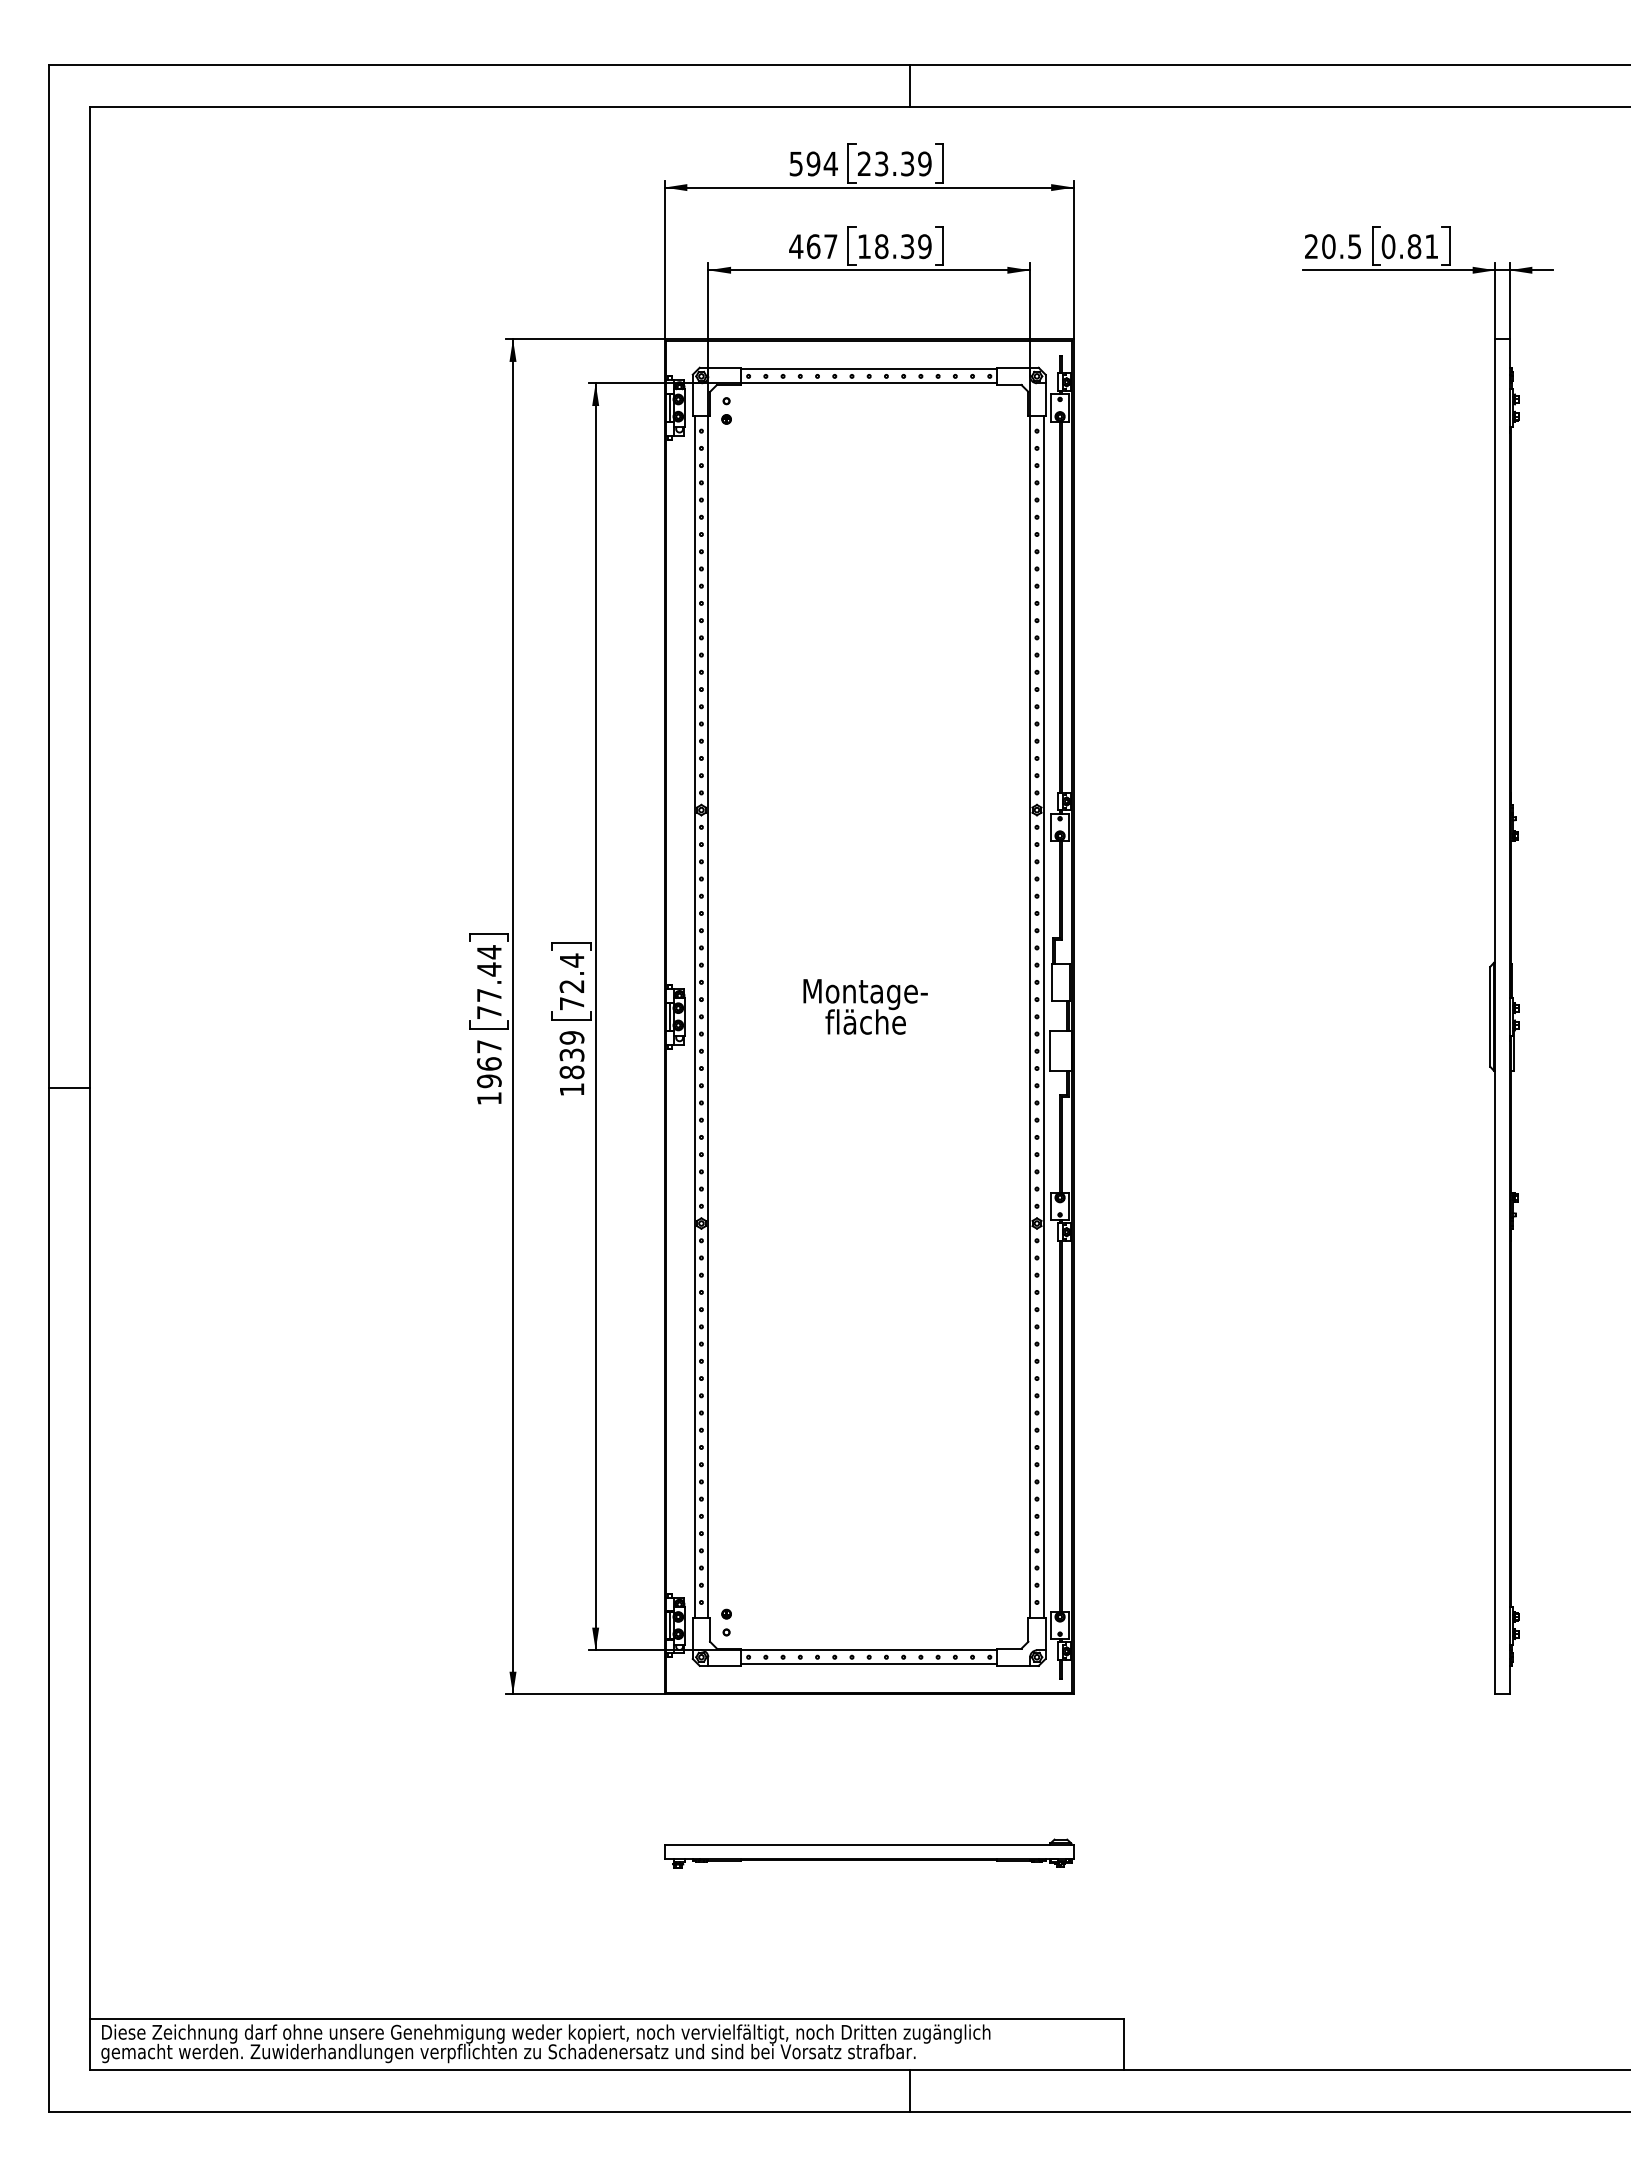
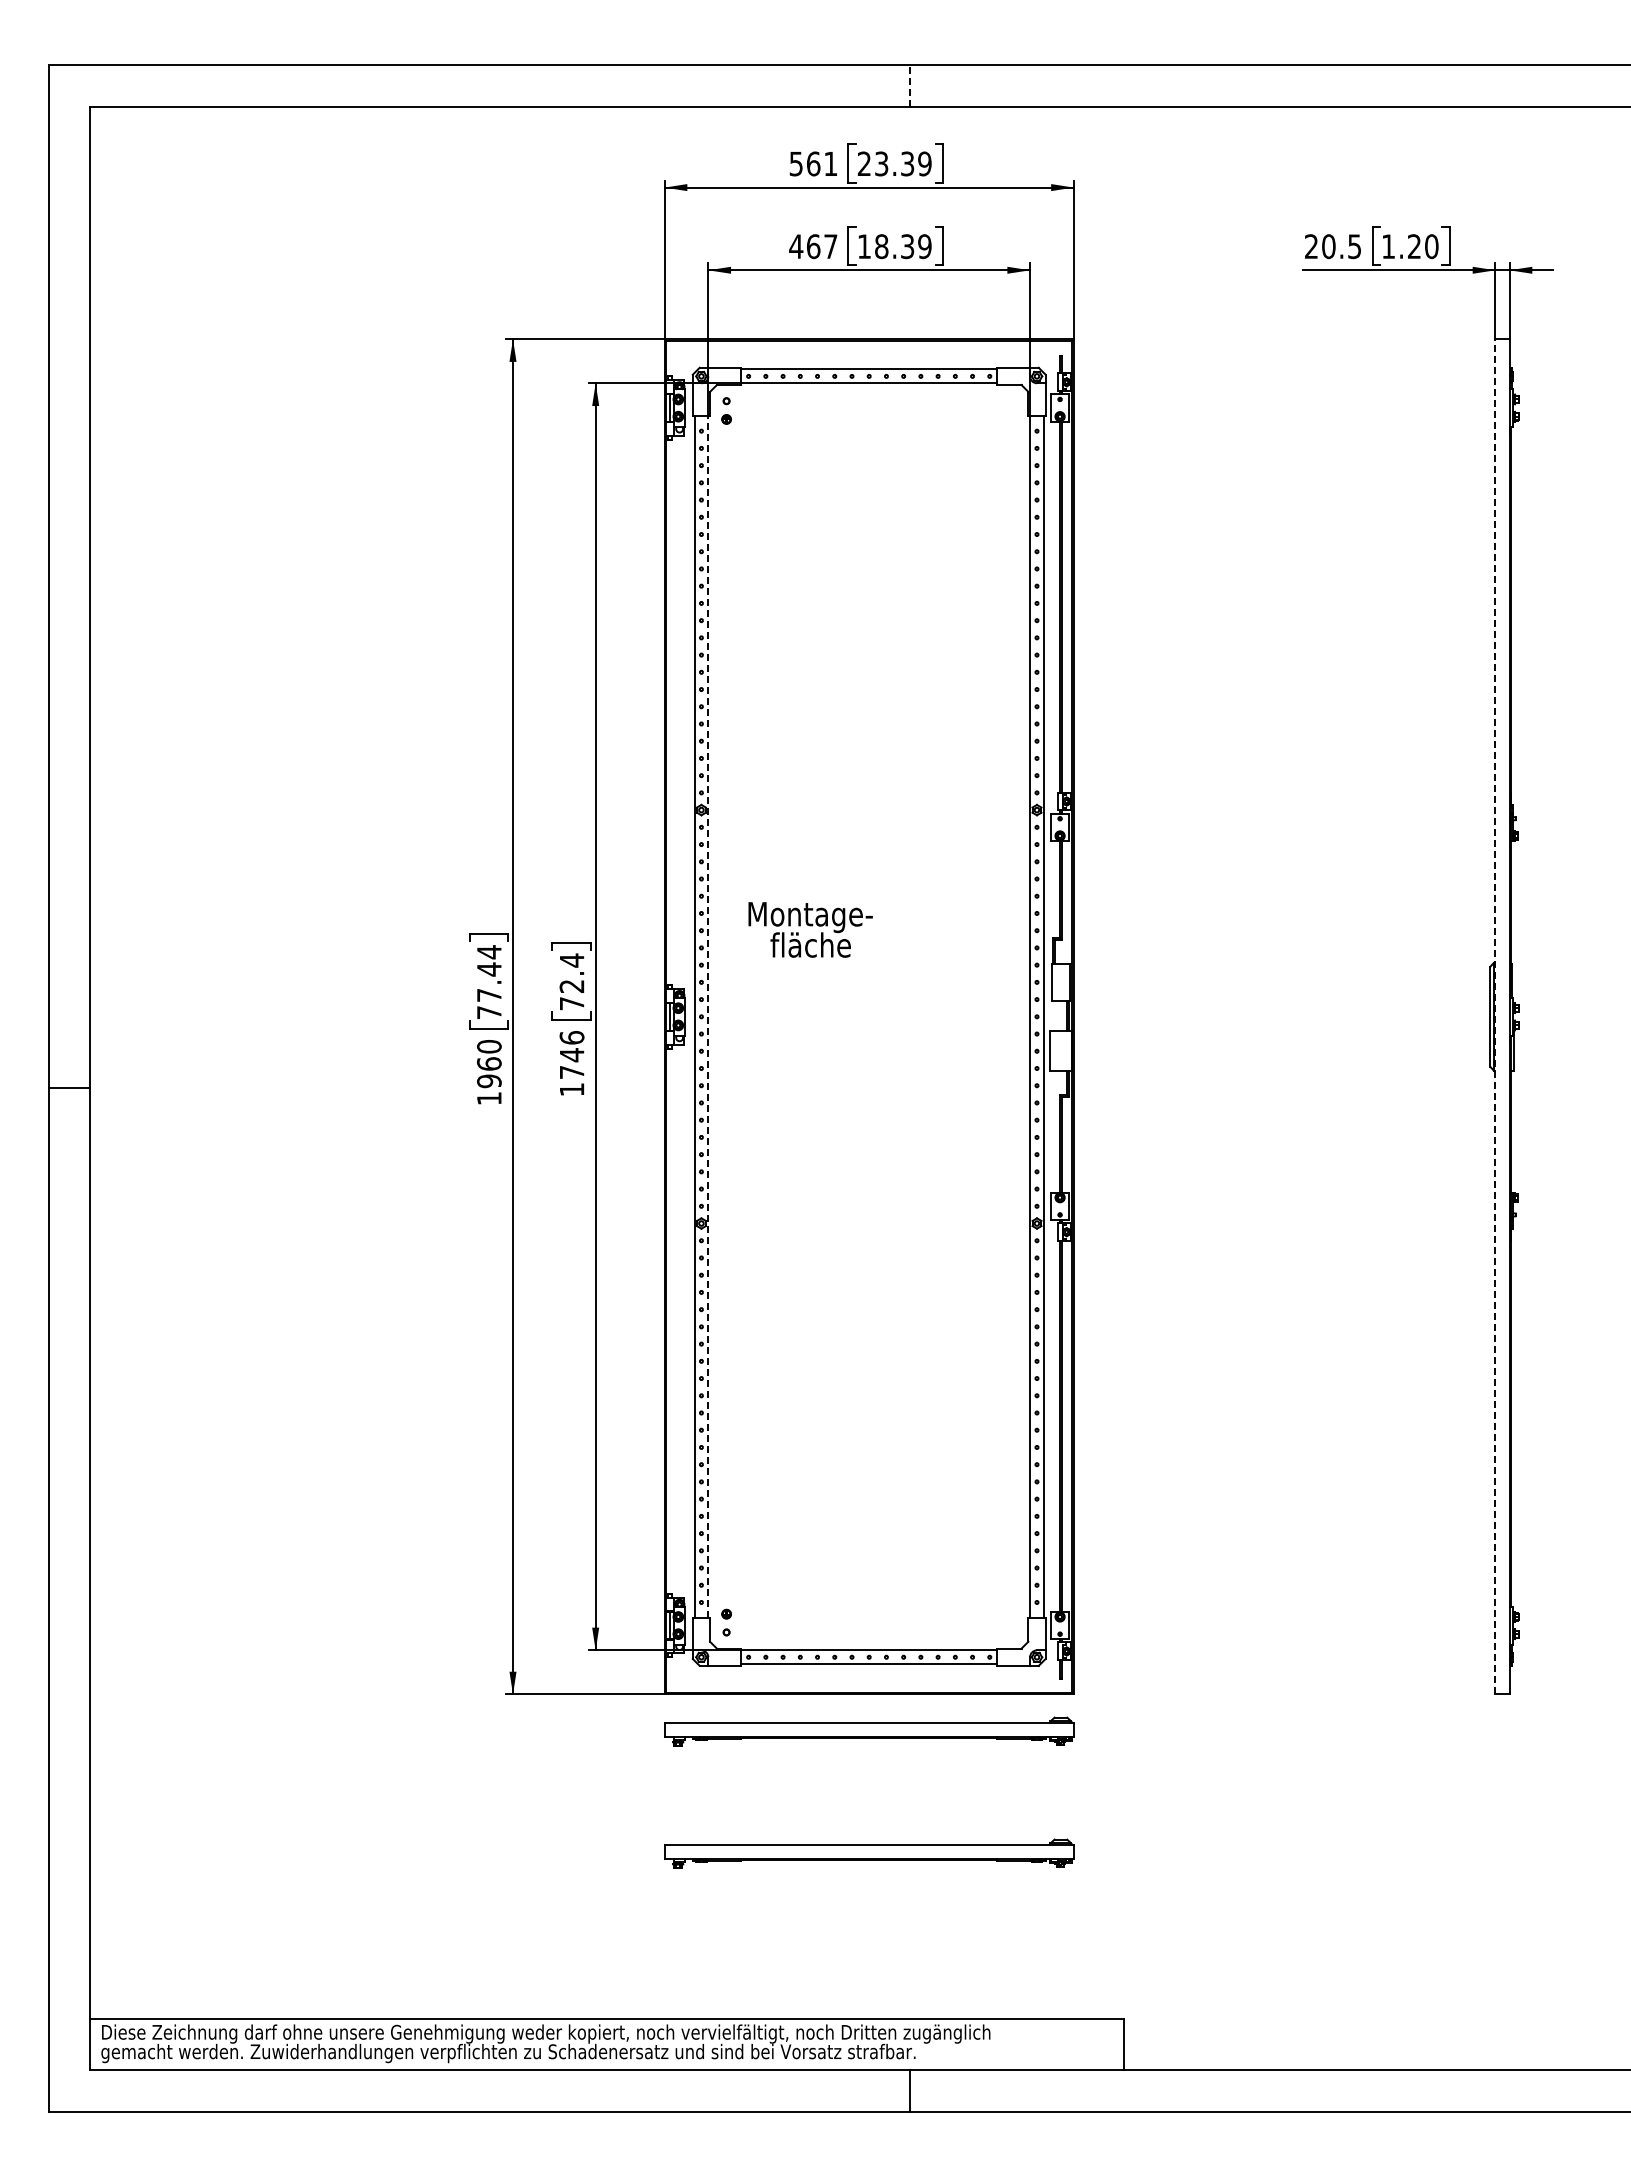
line: solid -> dashed (910, 85)
text: 594 -> 561 (821, 163)
text: 0.81 -> 1.20 (1409, 246)
text position: (865, 1006) -> (810, 929) (810, 929)
line: solid -> dashed (708, 1016)
line: solid -> dashed (1495, 1016)
text: 1967 -> 1960 (489, 1046)
text: 1839 -> 1746 (571, 1055)
part: none -> present (869, 1731)
